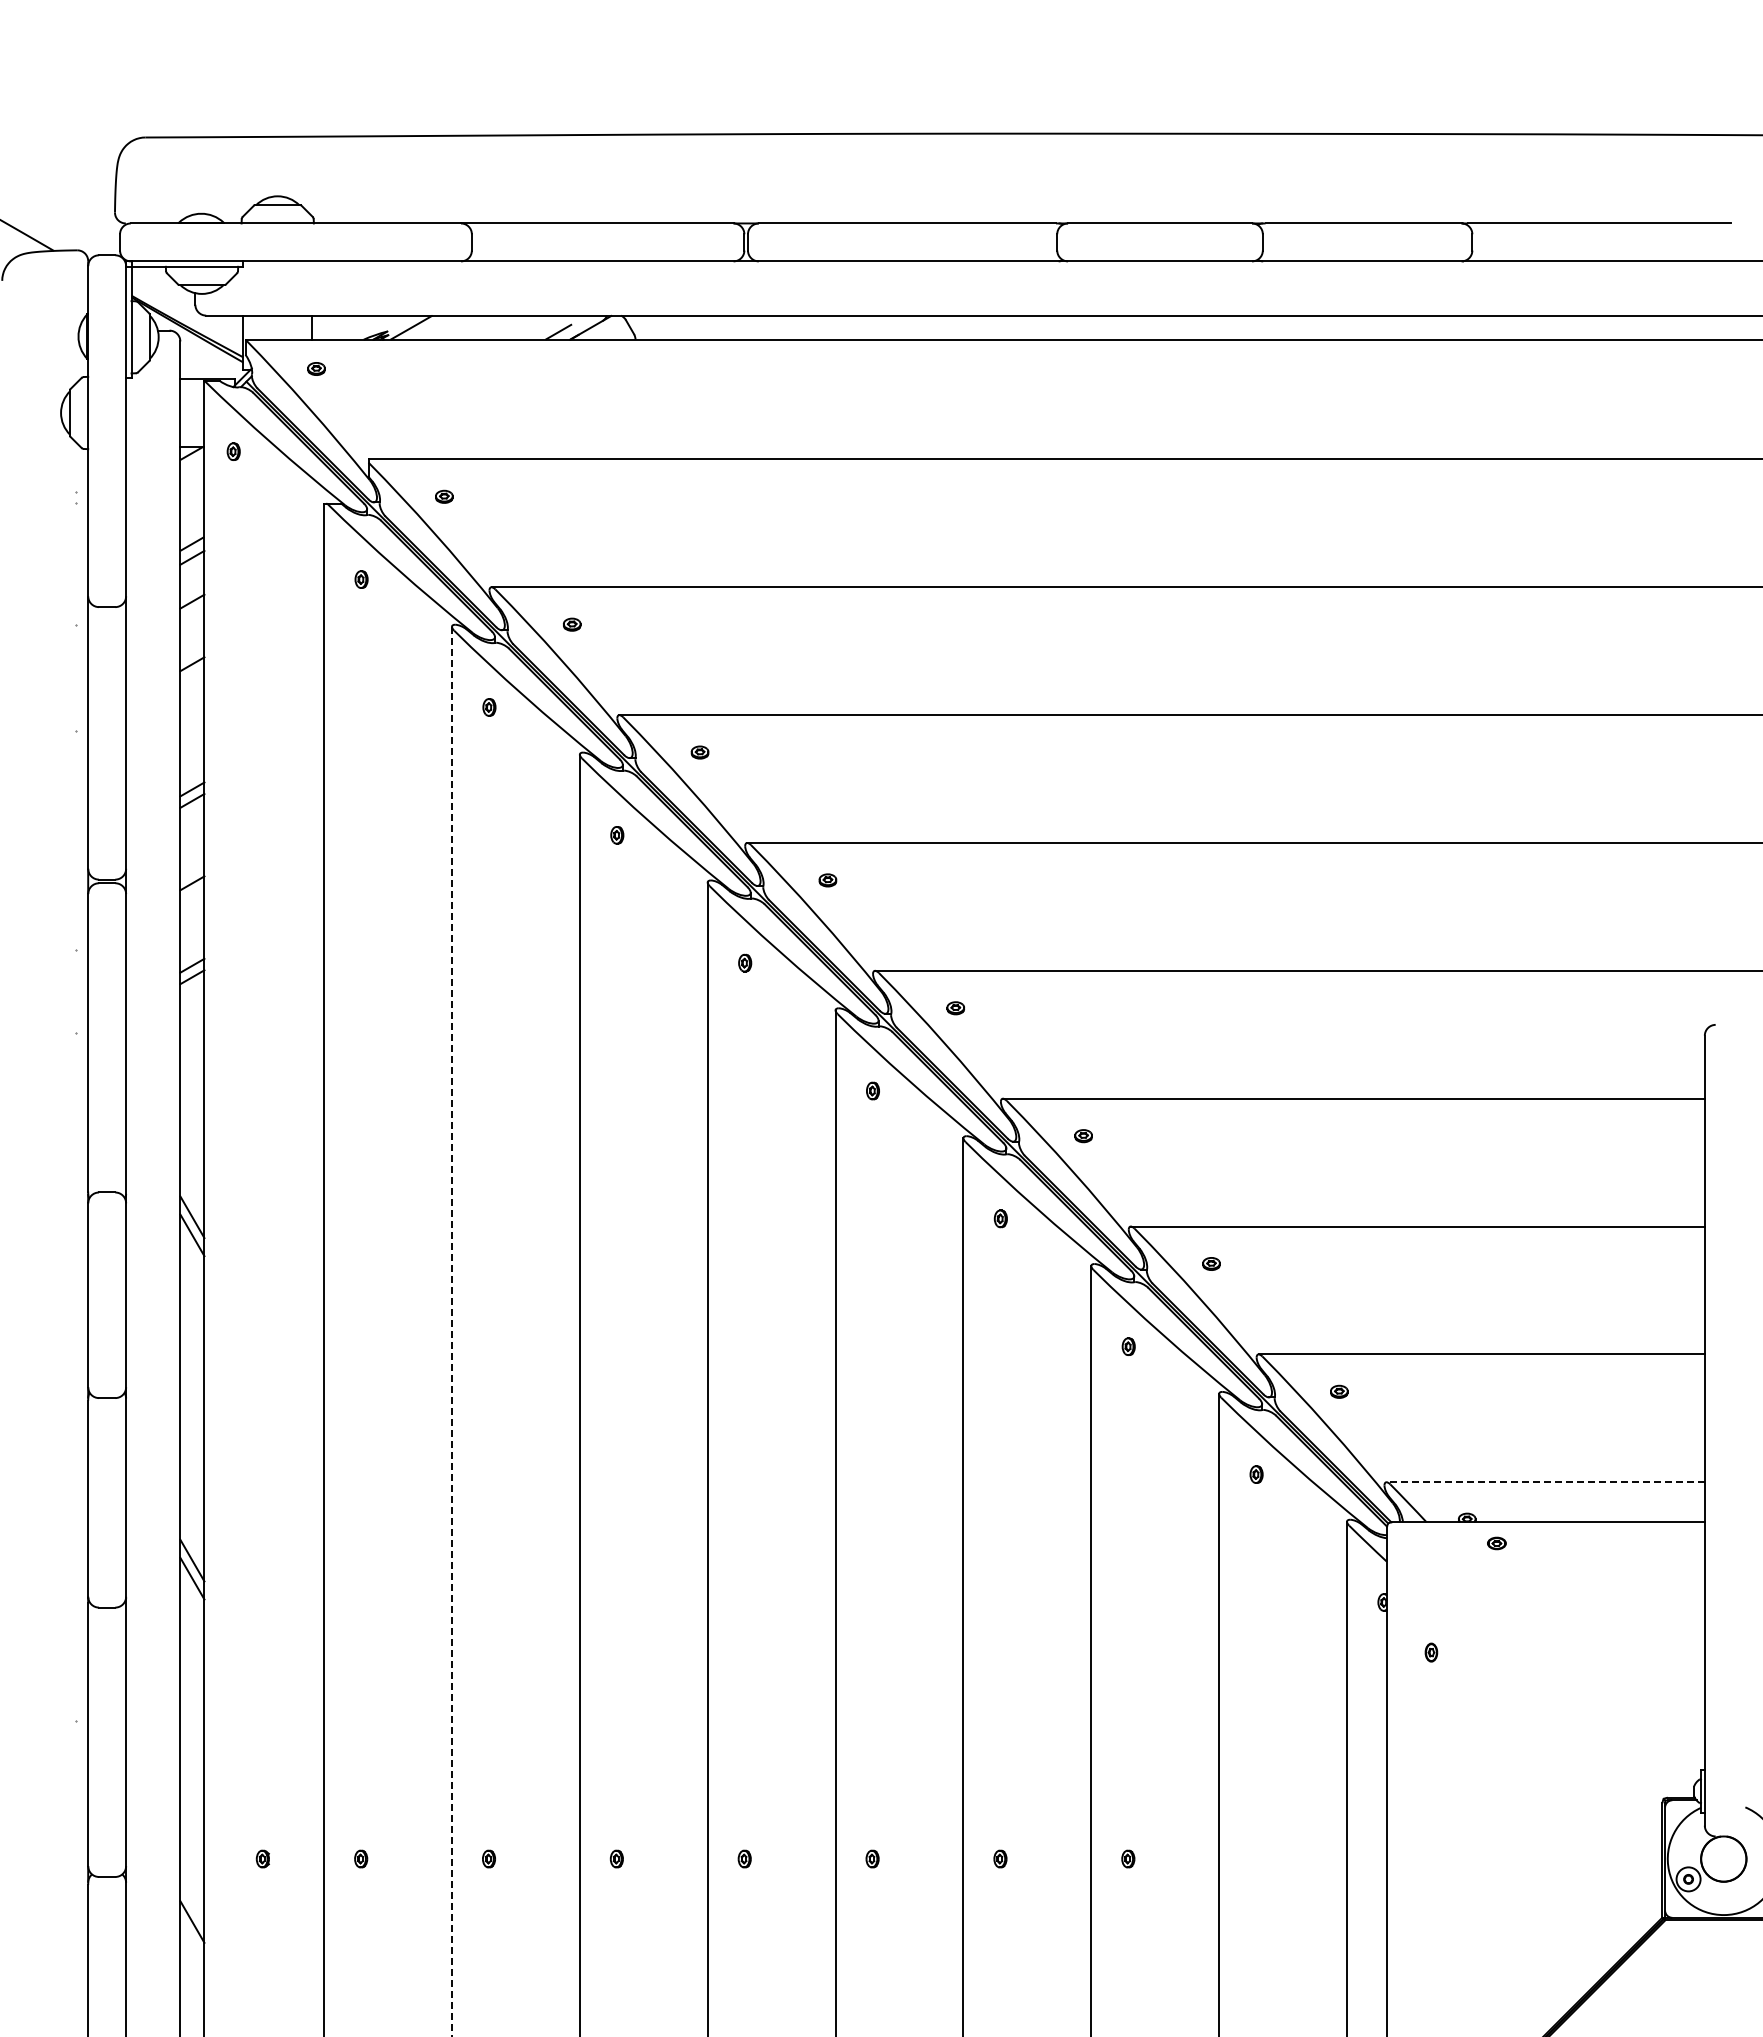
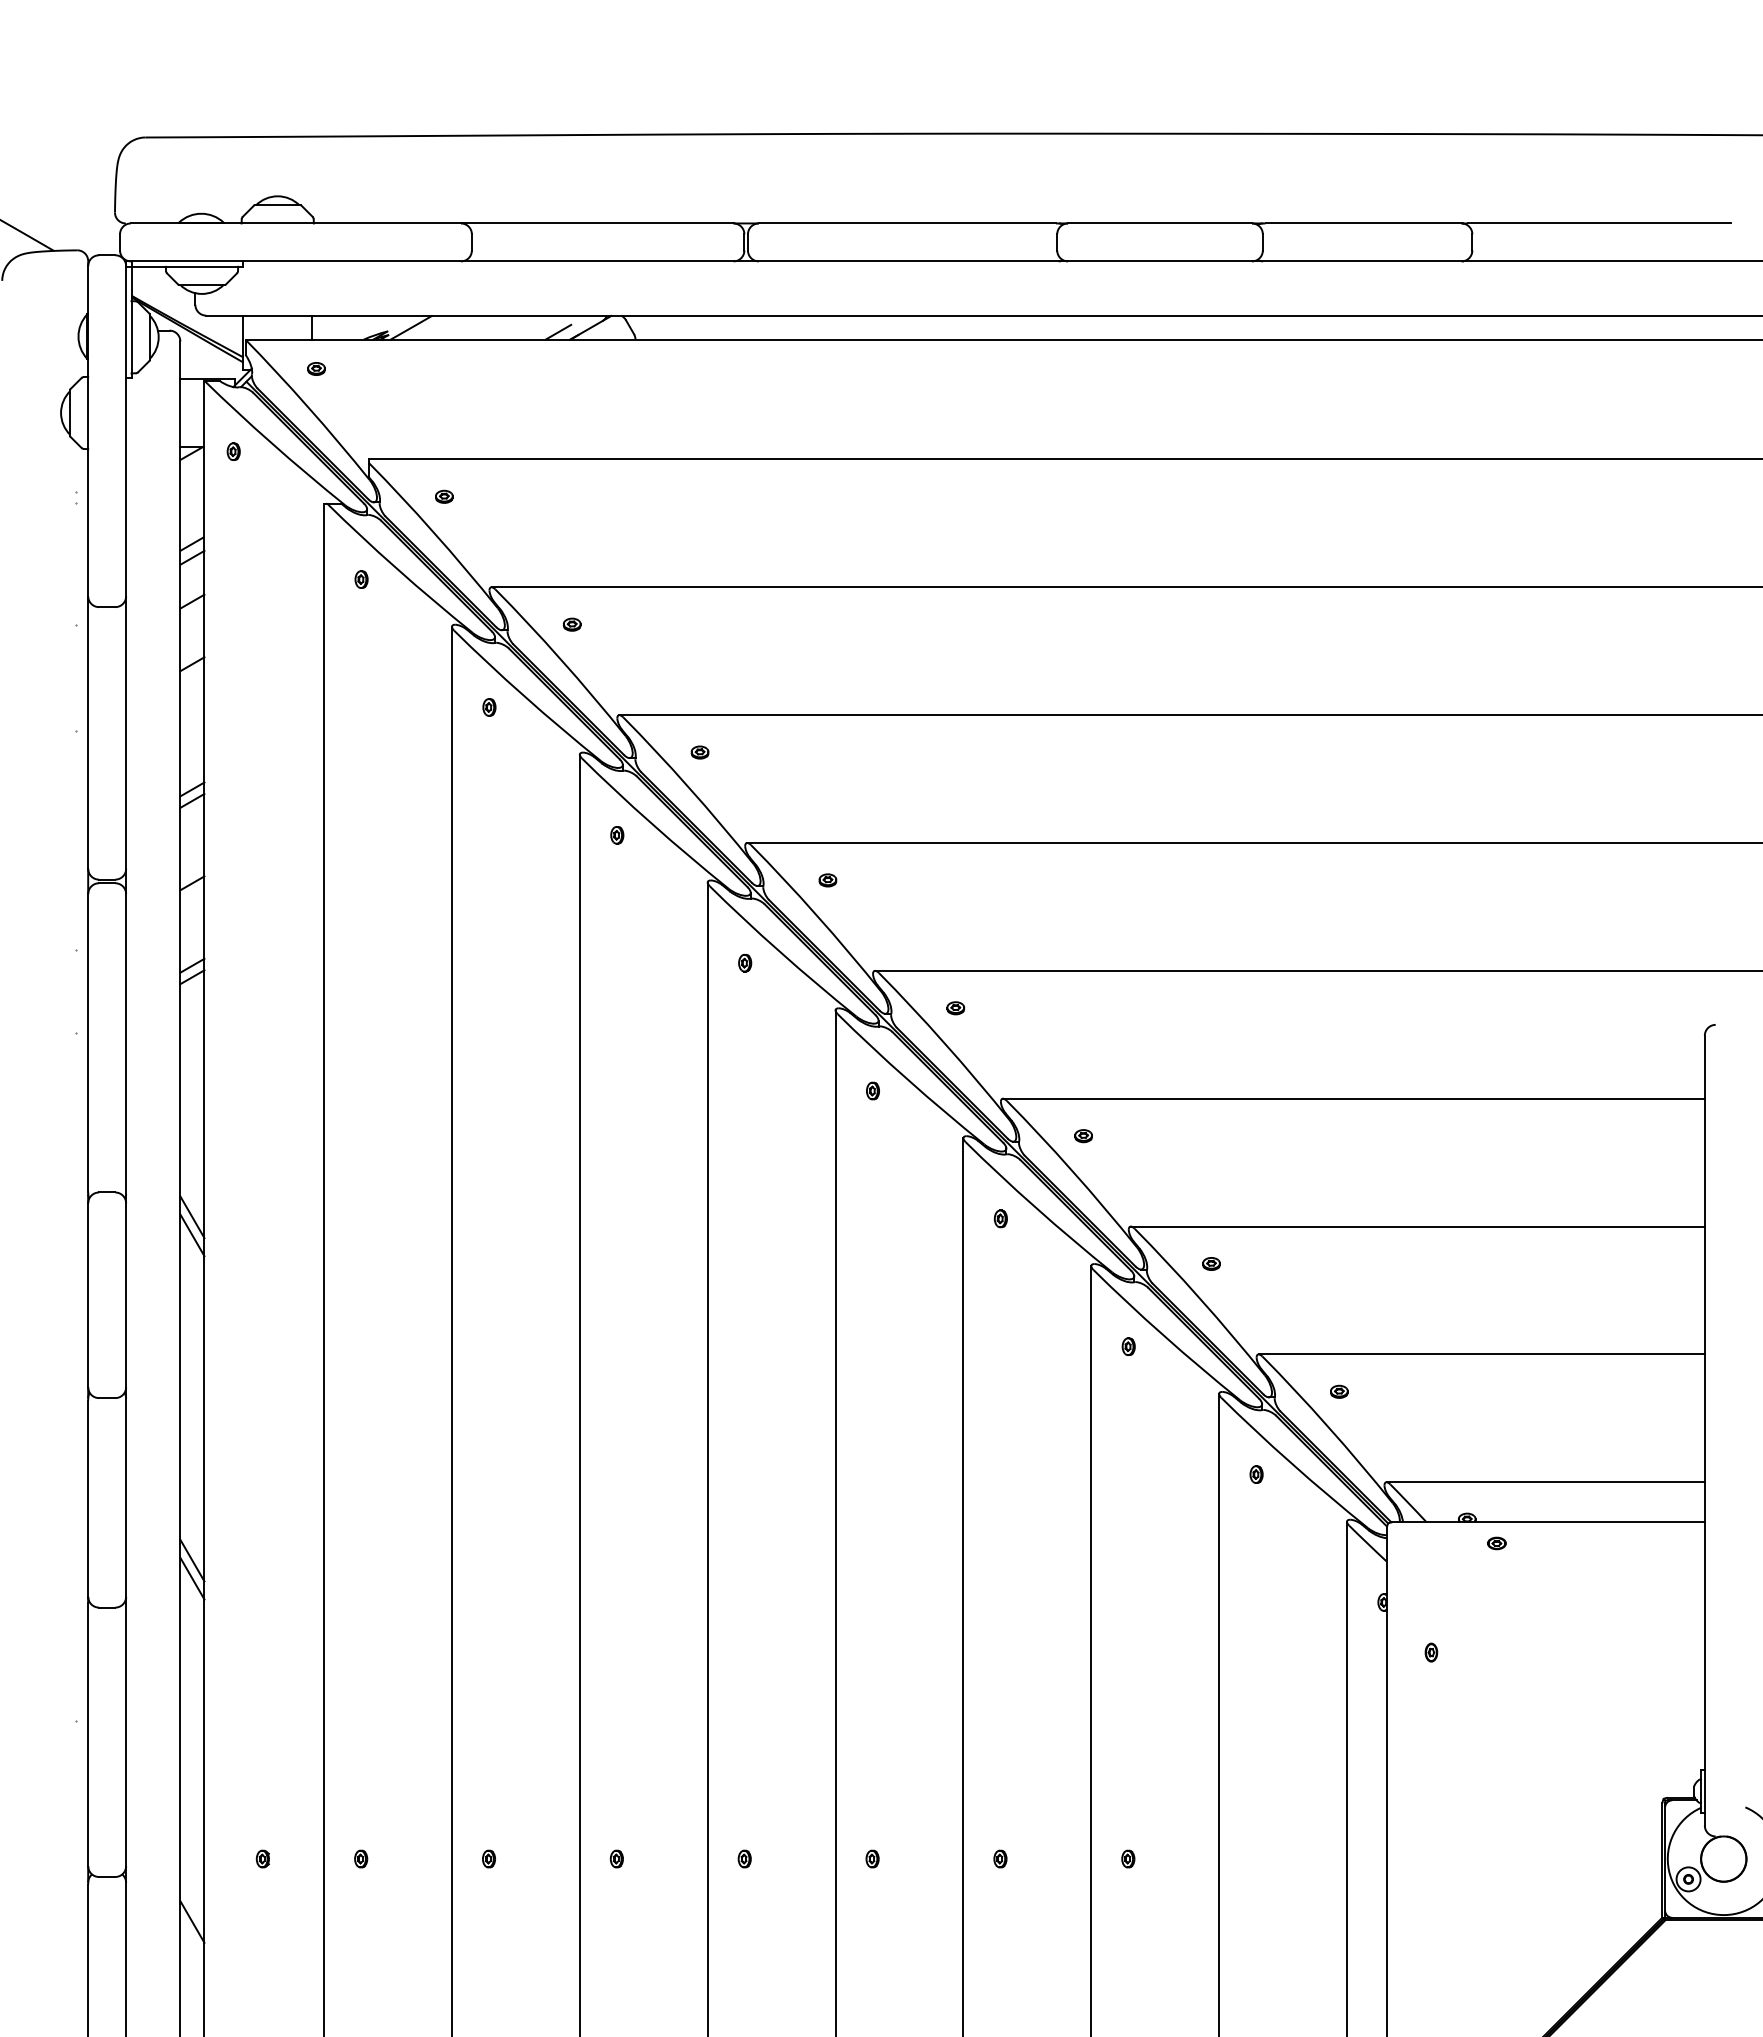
line: dashed -> solid (451, 1331)
line: dashed -> solid (1545, 1482)
